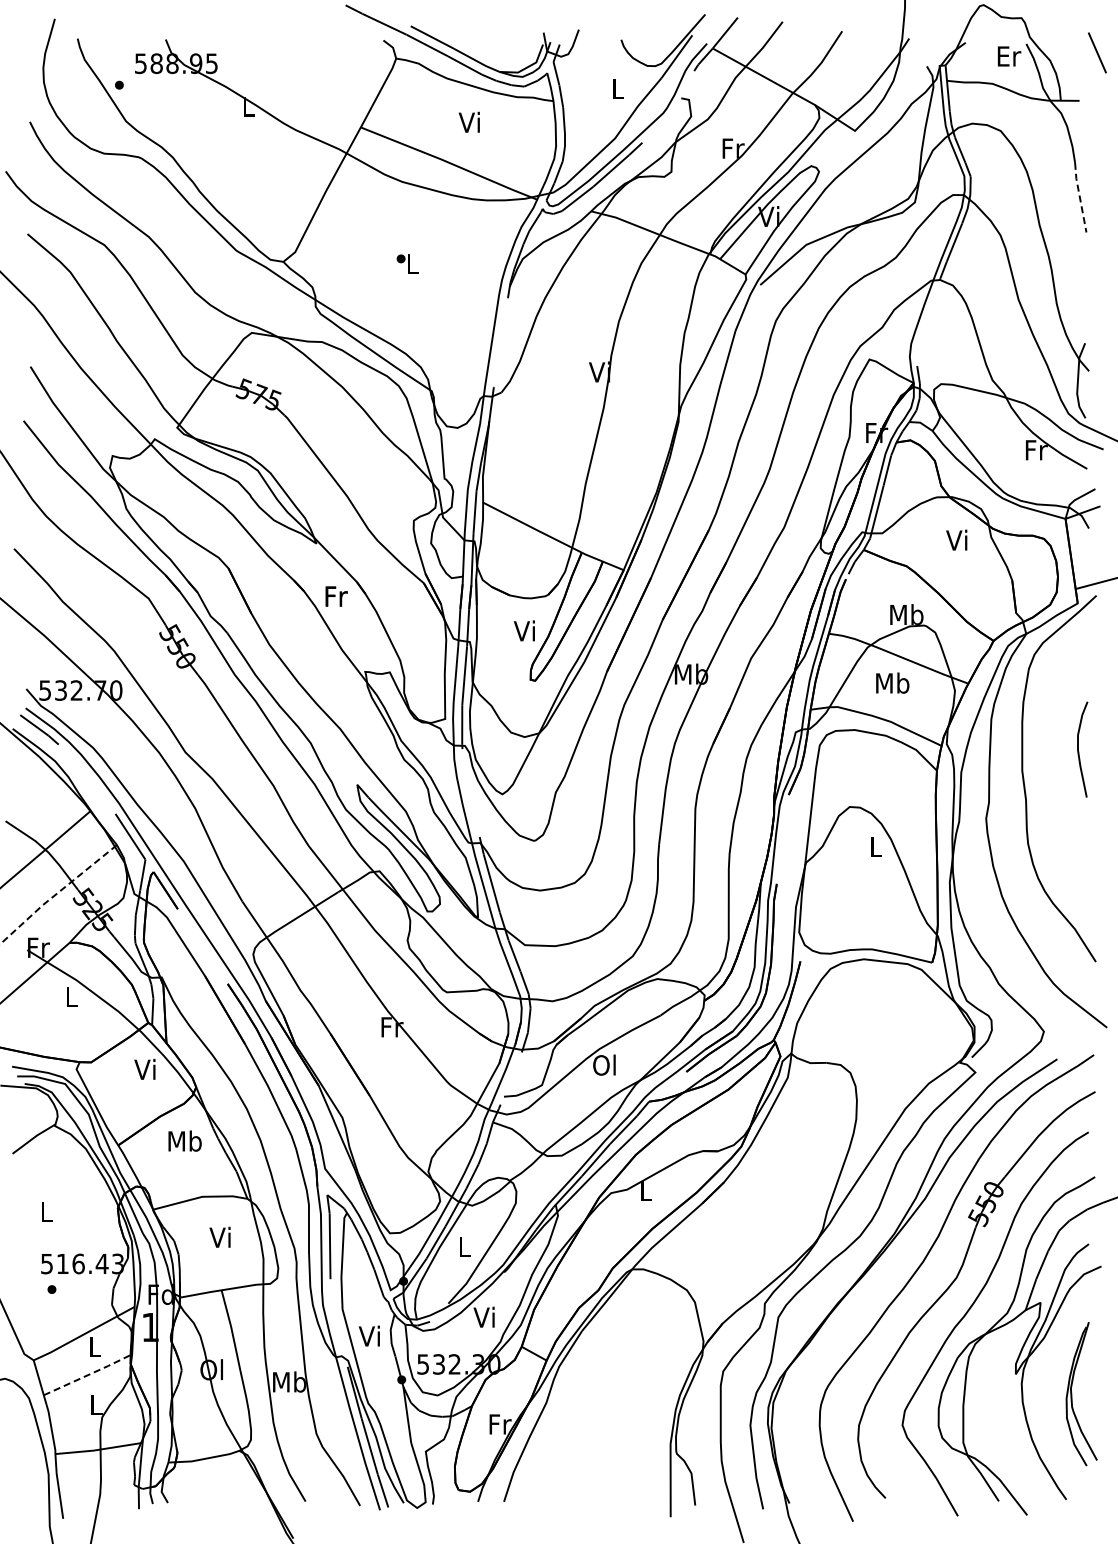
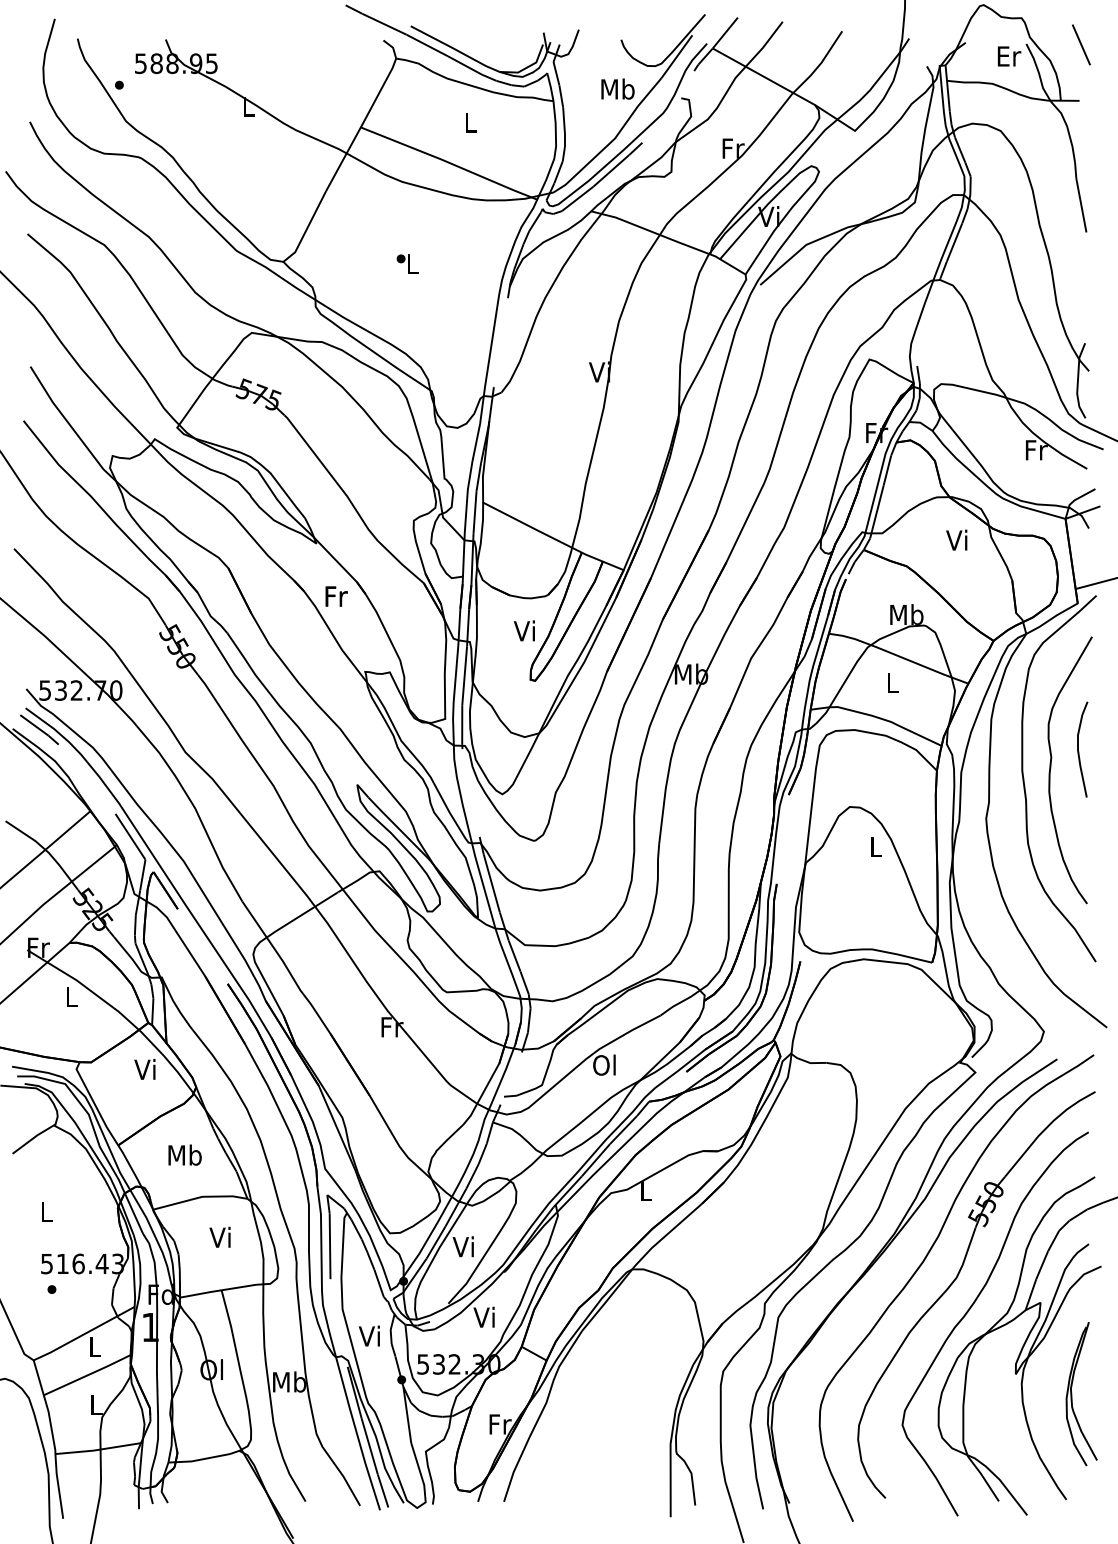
line position: (1097, 52) -> (1081, 44) (1081, 44)
text: L -> Mb (617, 88)
text: Vi -> L (468, 121)
line: dashed -> solid (1079, 197)
text: Mb -> L (892, 682)
curve: none -> present (1051, 768)
line: dashed -> solid (57, 893)
text position: (184, 1140) -> (184, 1154) (184, 1154)
text: L -> Vi (462, 1246)
line: dashed -> solid (89, 1374)
